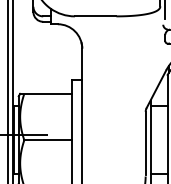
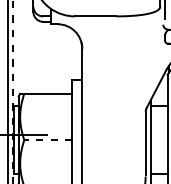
line: solid -> dashed (12, 91)
line: solid -> dashed (47, 140)
